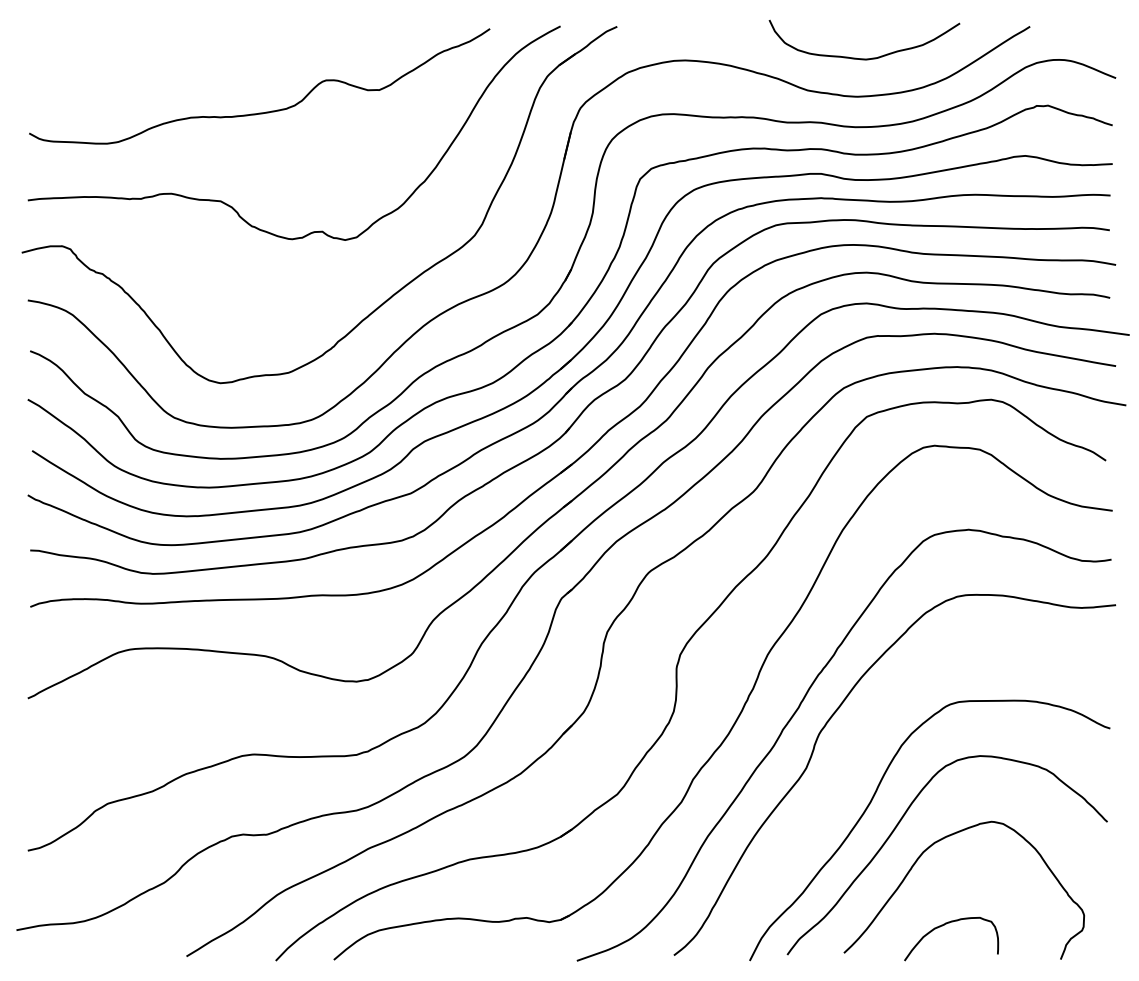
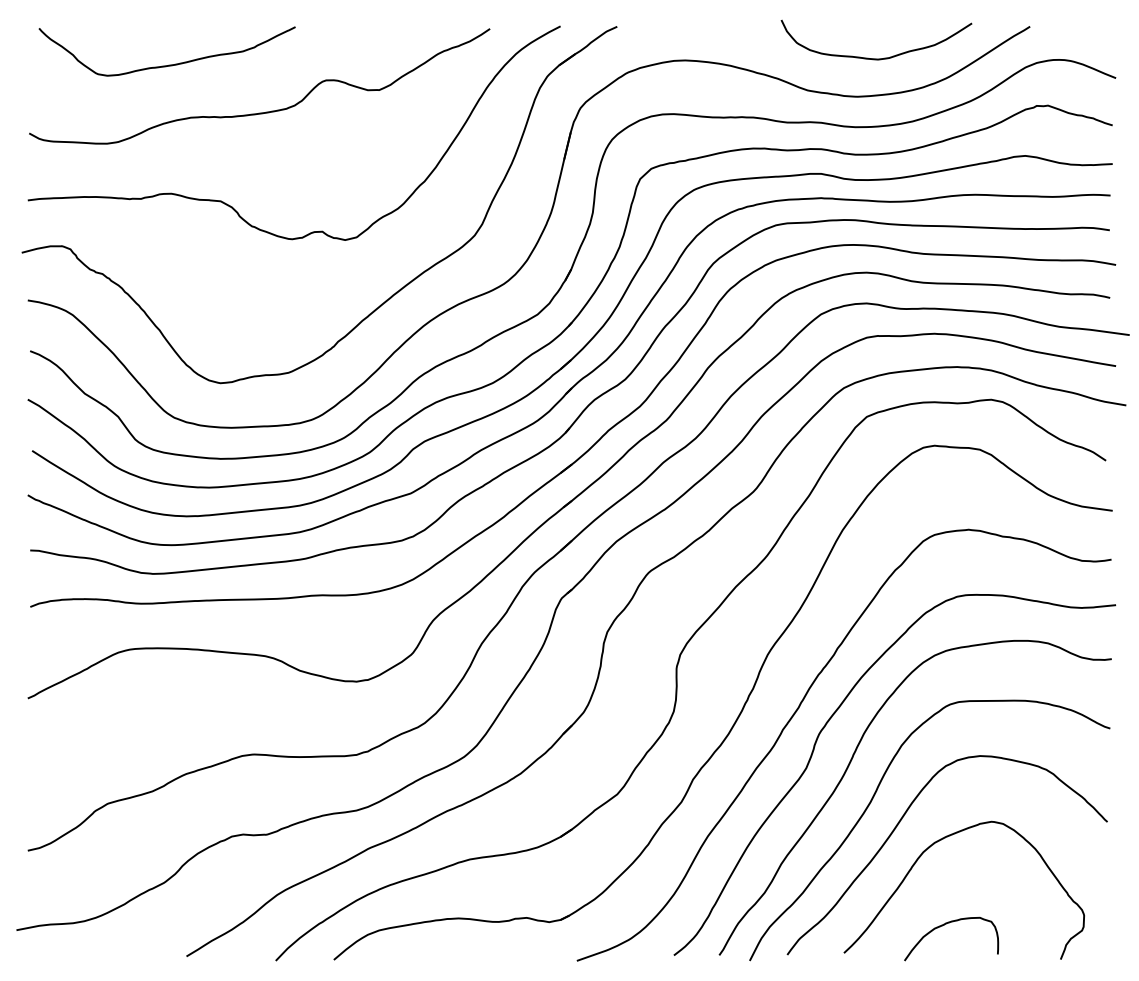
curve position: (864, 58) -> (876, 58) (876, 58)
curve: none -> present (168, 64)
curve: none -> present (850, 764)
